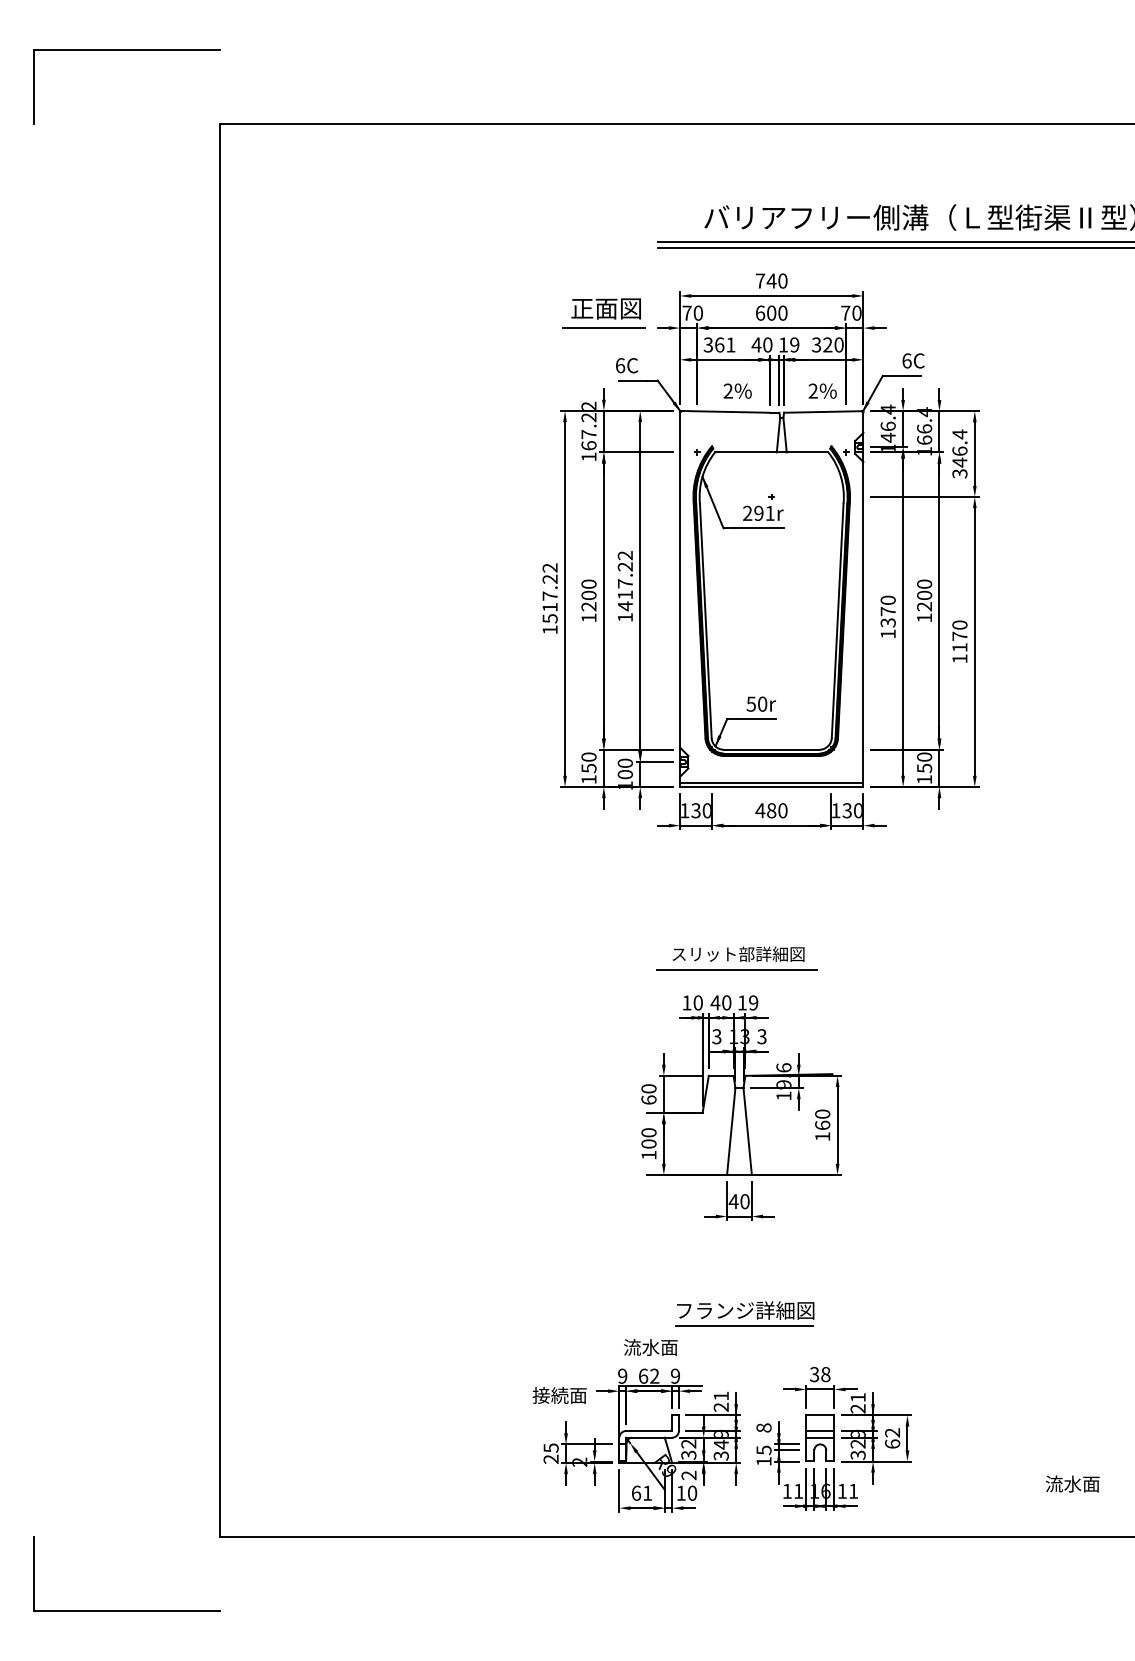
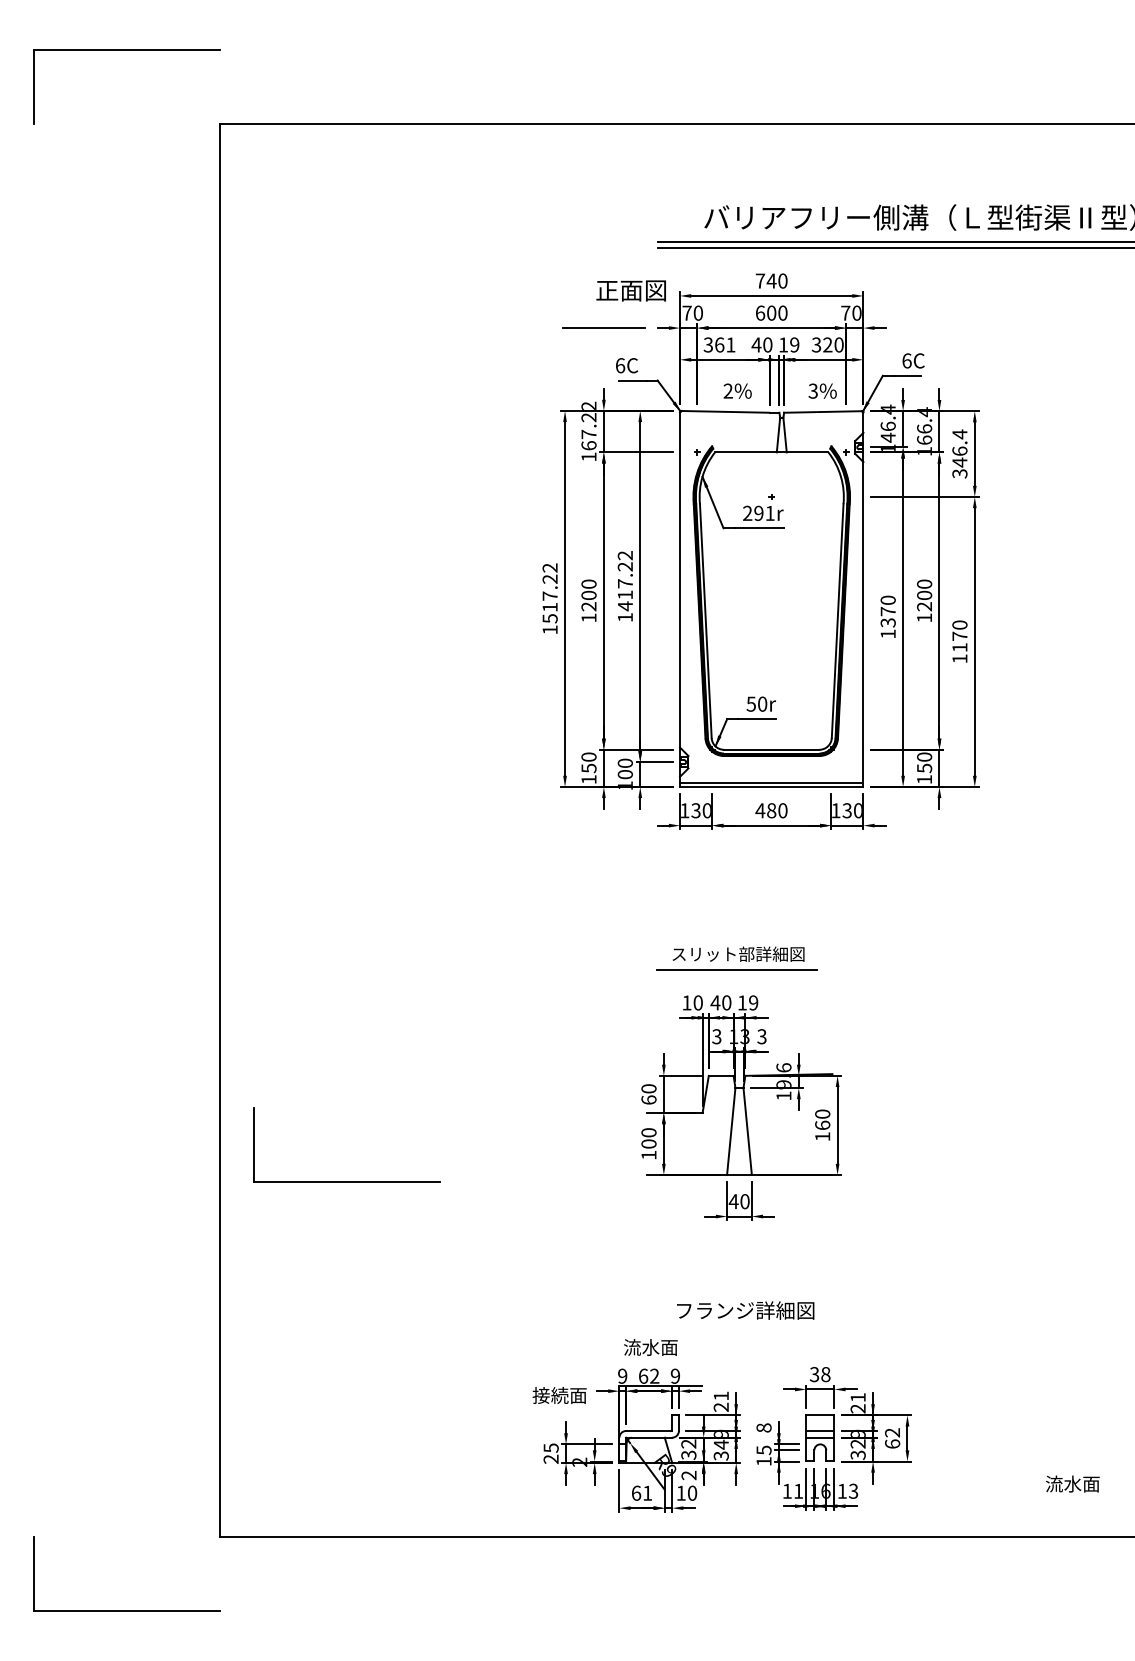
text position: (605, 308) -> (630, 290) (630, 290)
text: 2% -> 3% (812, 391)
part: none -> present (346, 1181)
line: present -> none (744, 1325)
text: 11 -> 13 (853, 1490)
